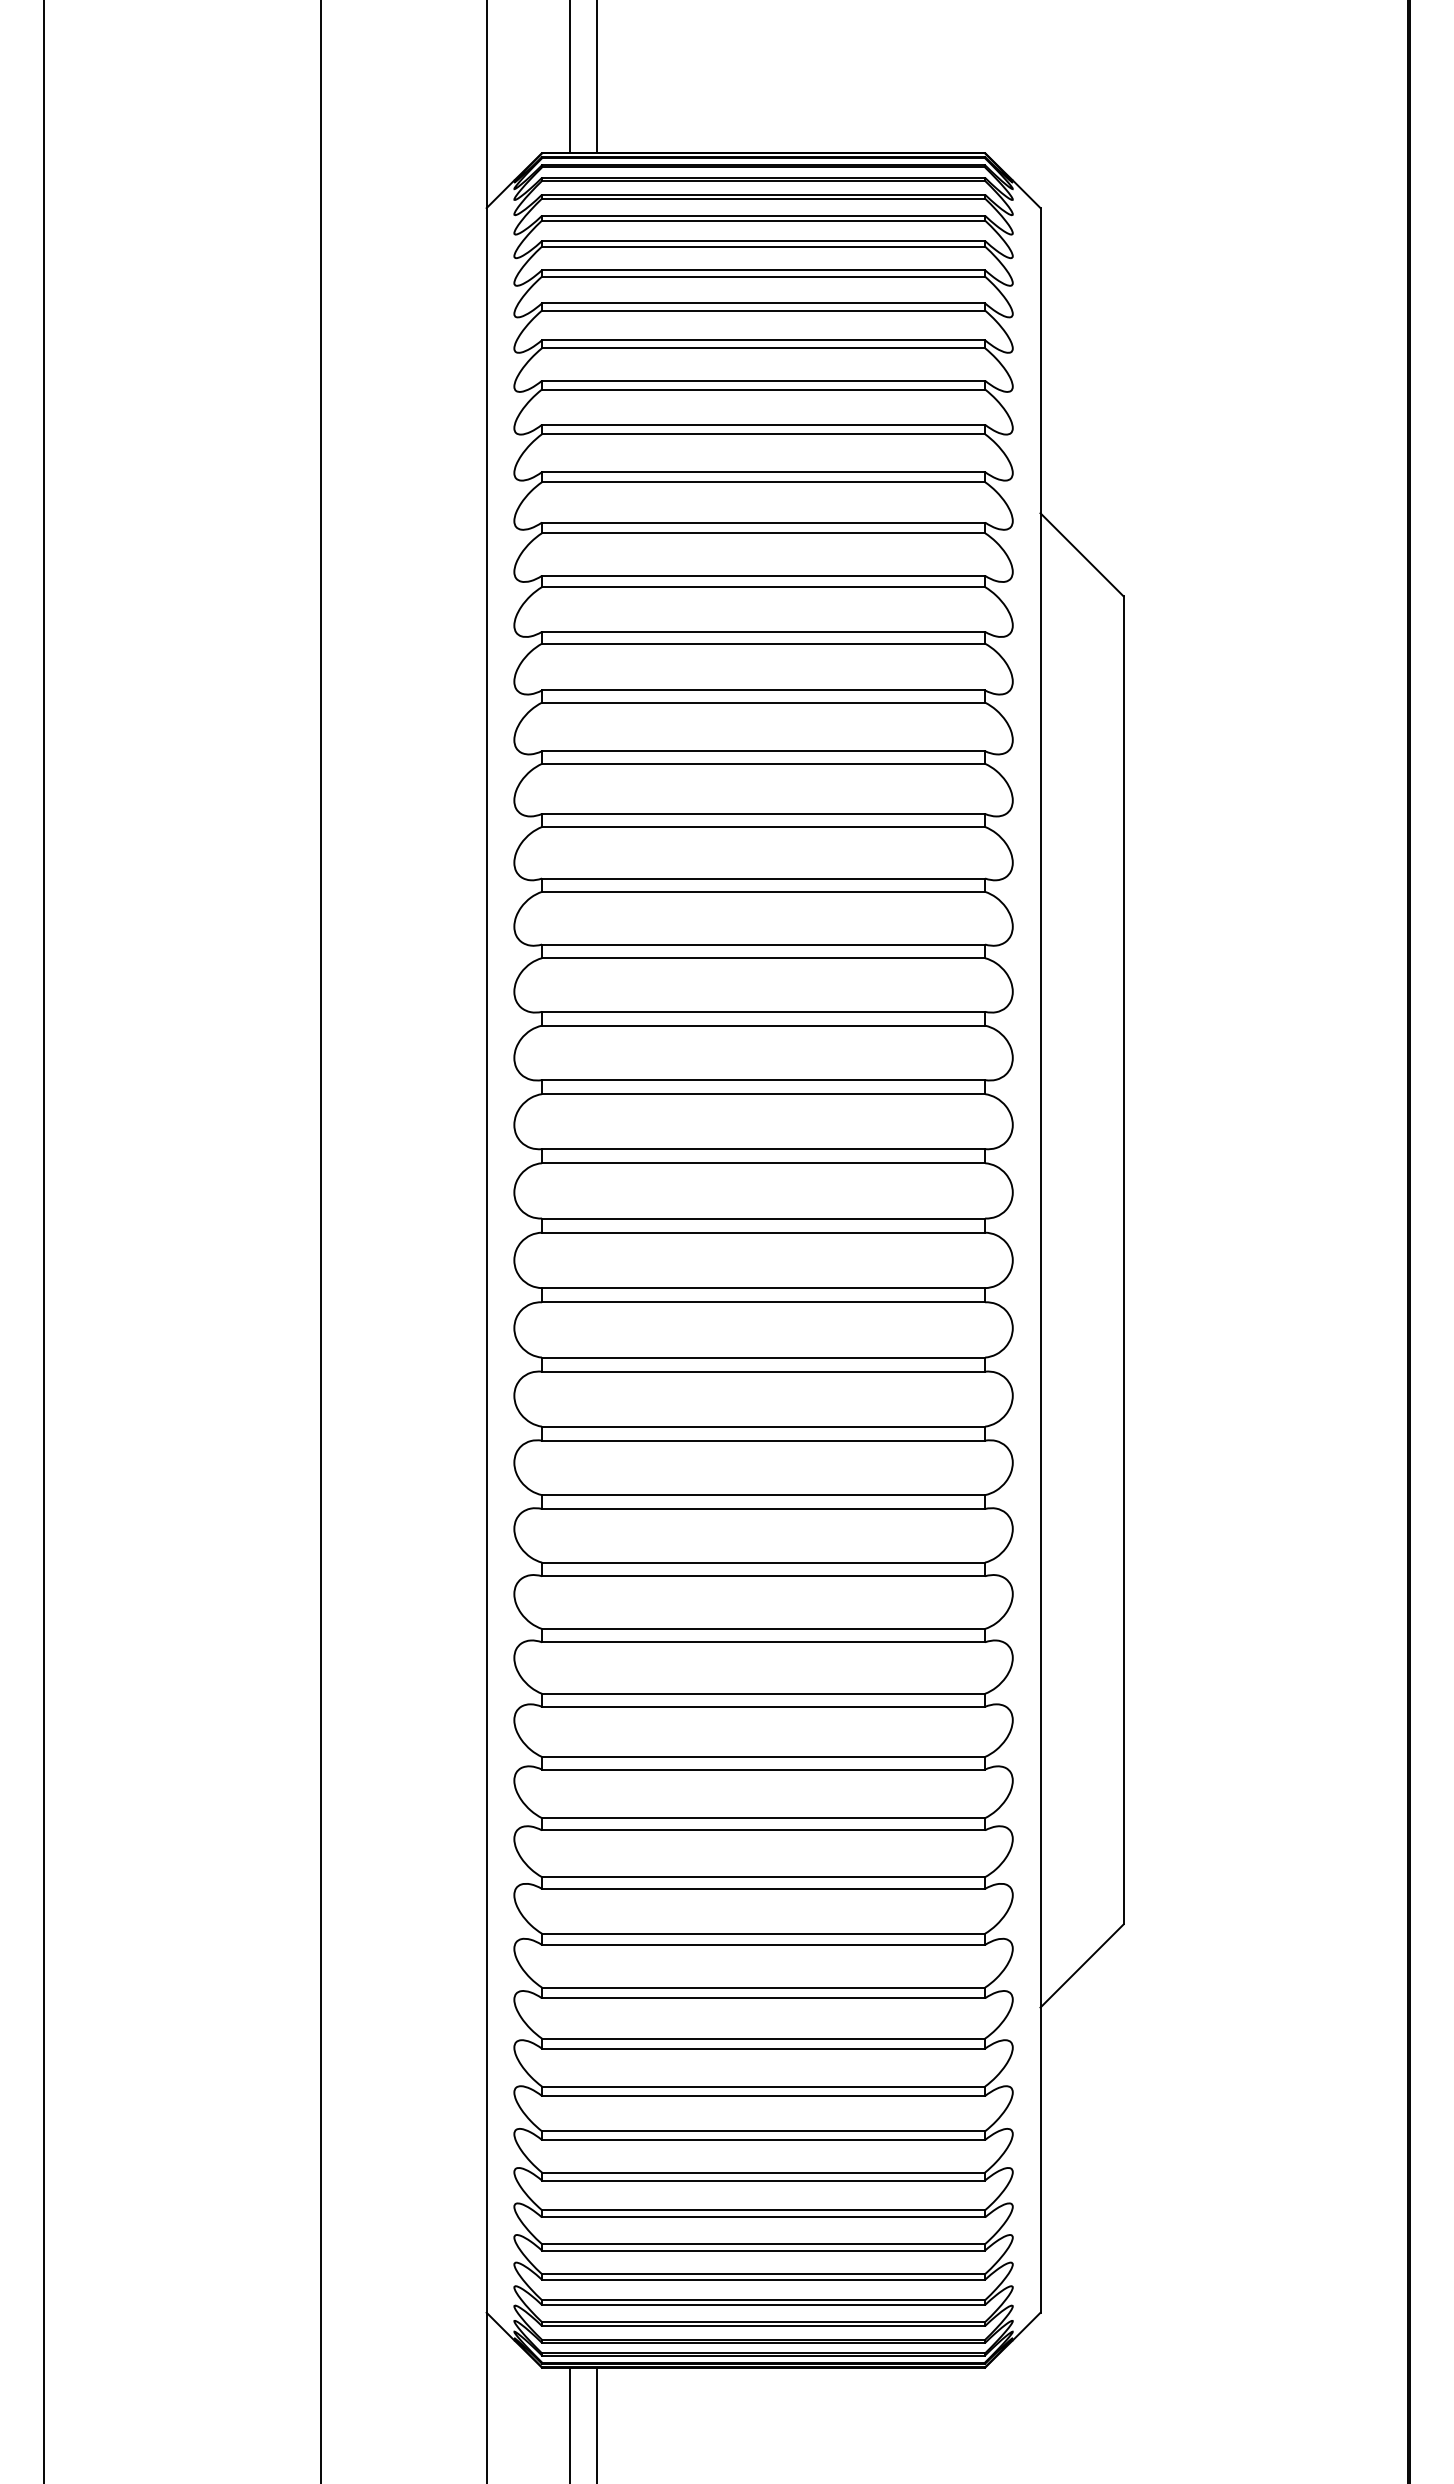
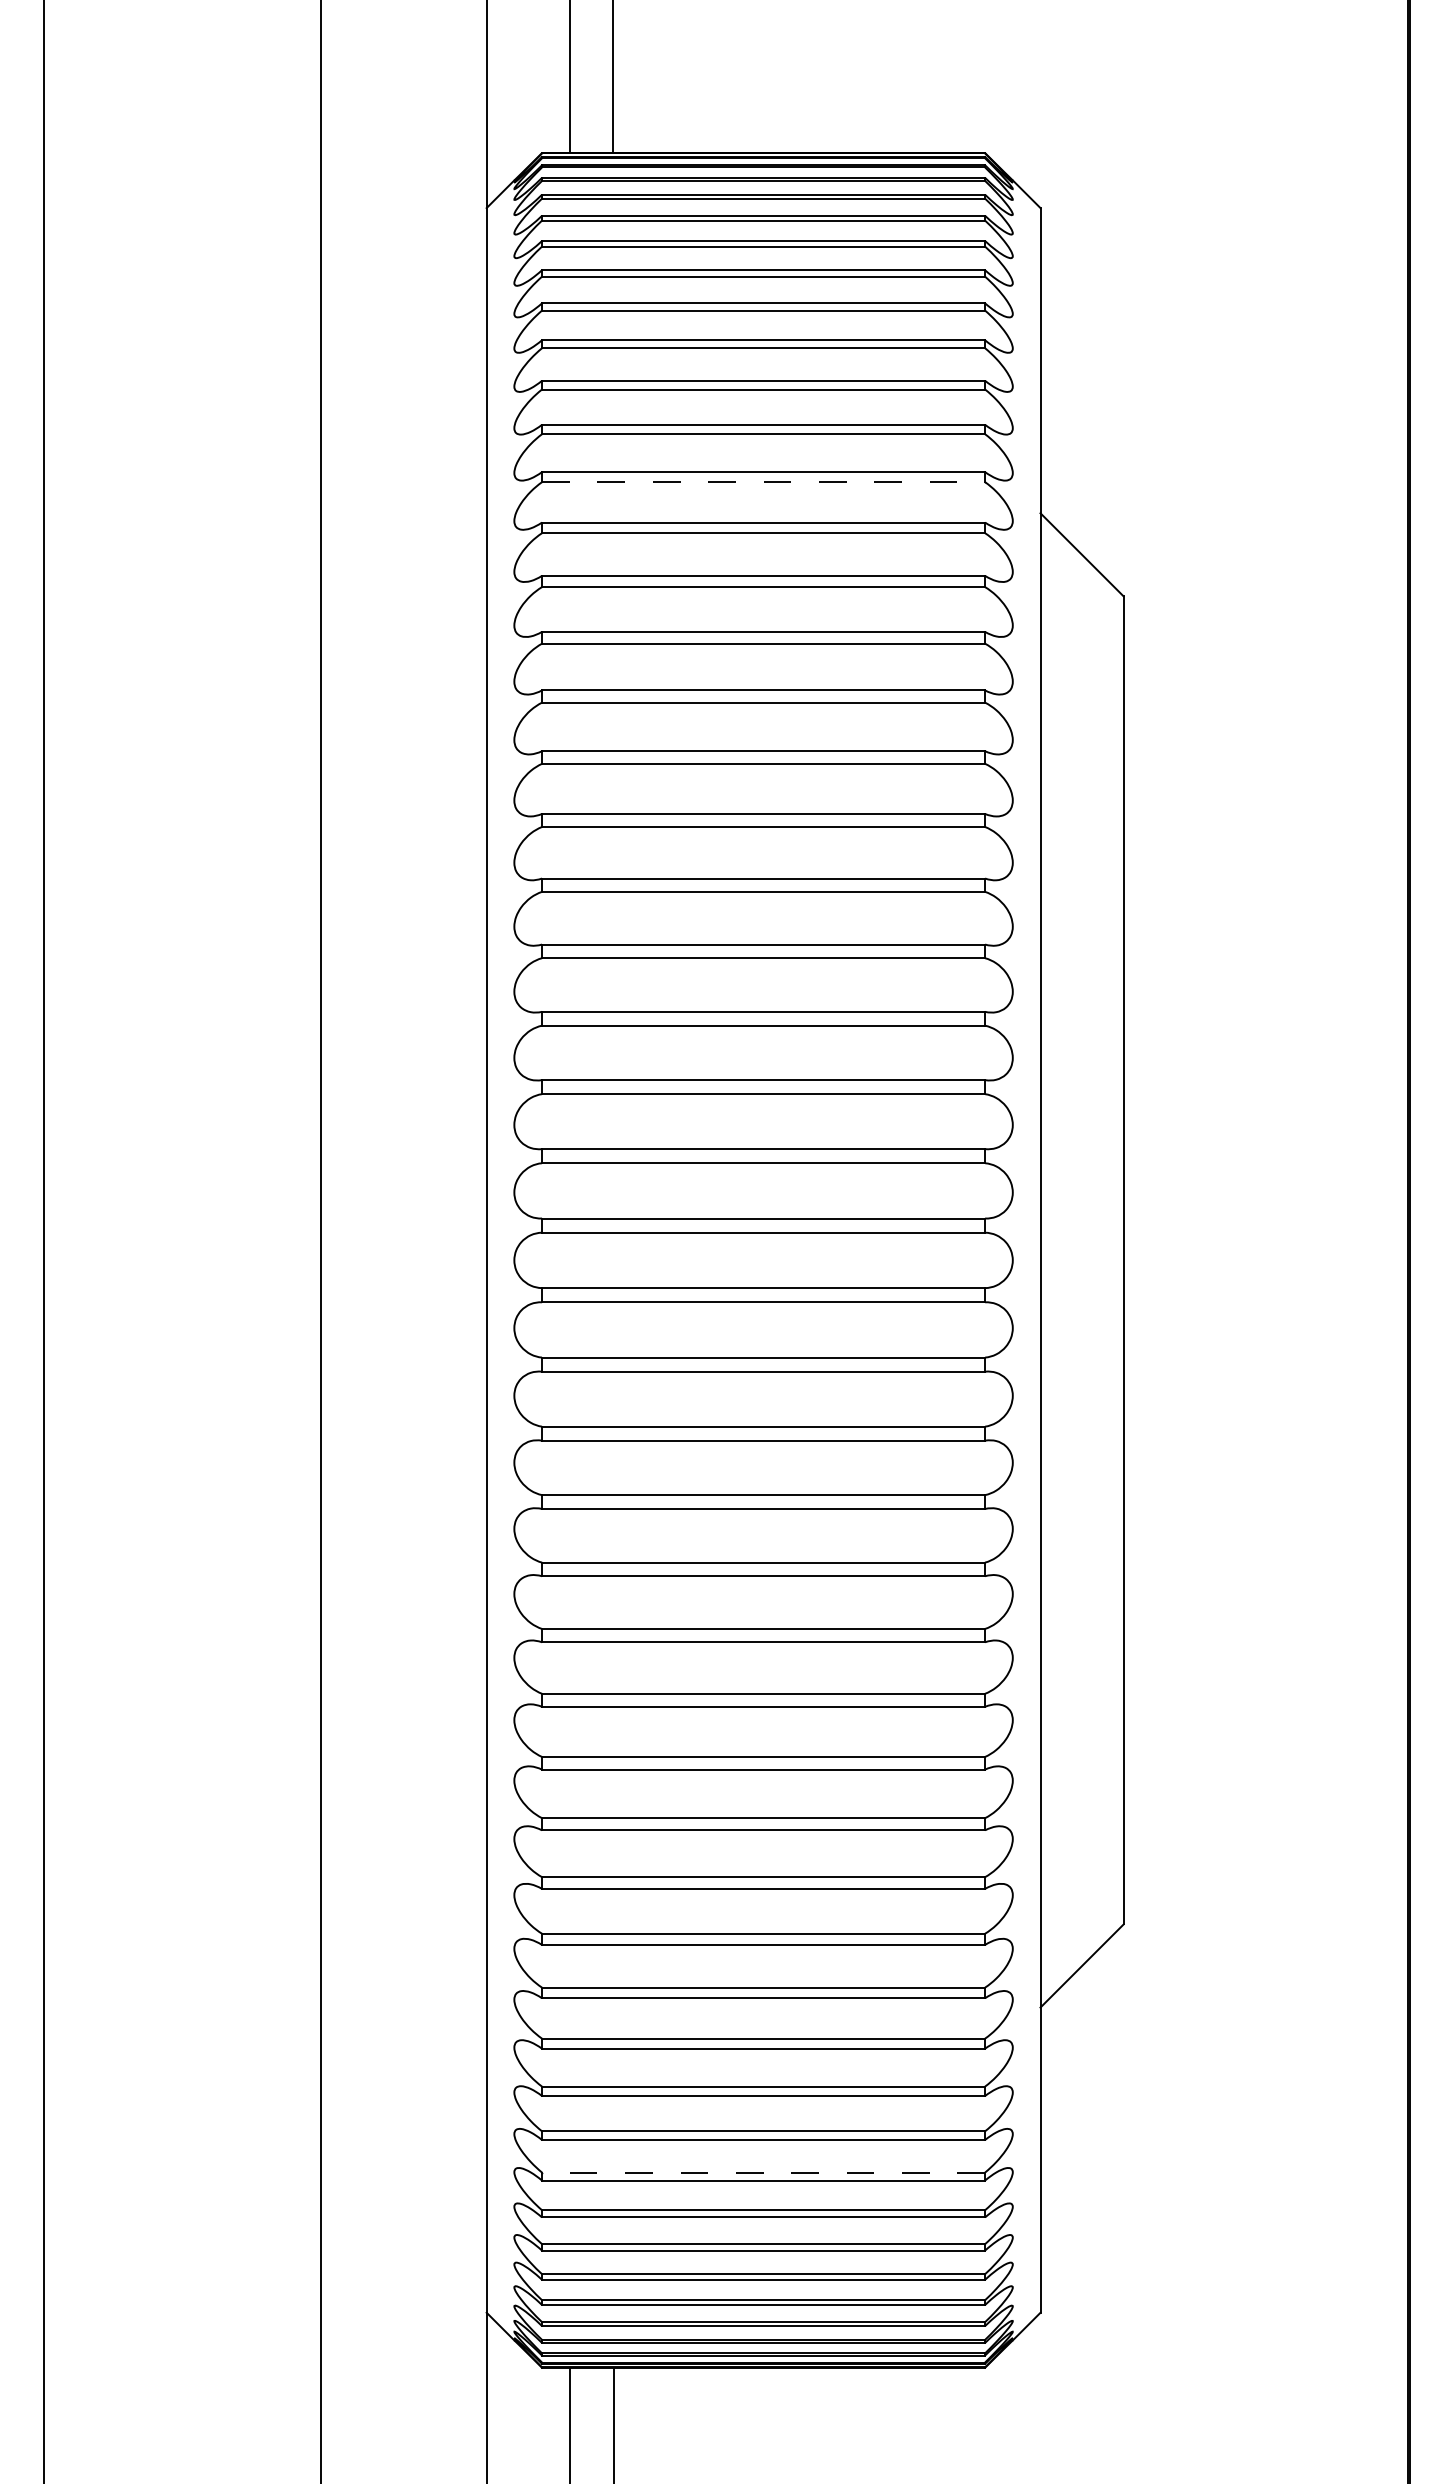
line position: (597, 77) -> (613, 77) (613, 77)
line: solid -> dashed (763, 482)
line: solid -> dashed (763, 2172)
line position: (597, 2423) -> (614, 2423) (614, 2423)
